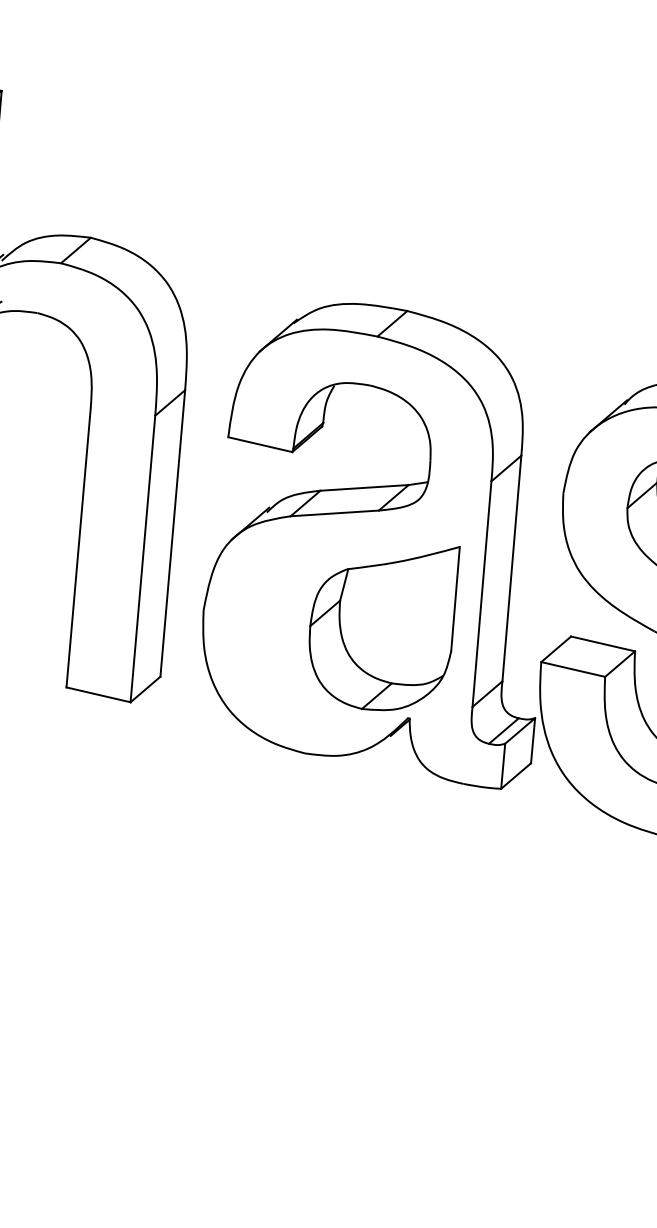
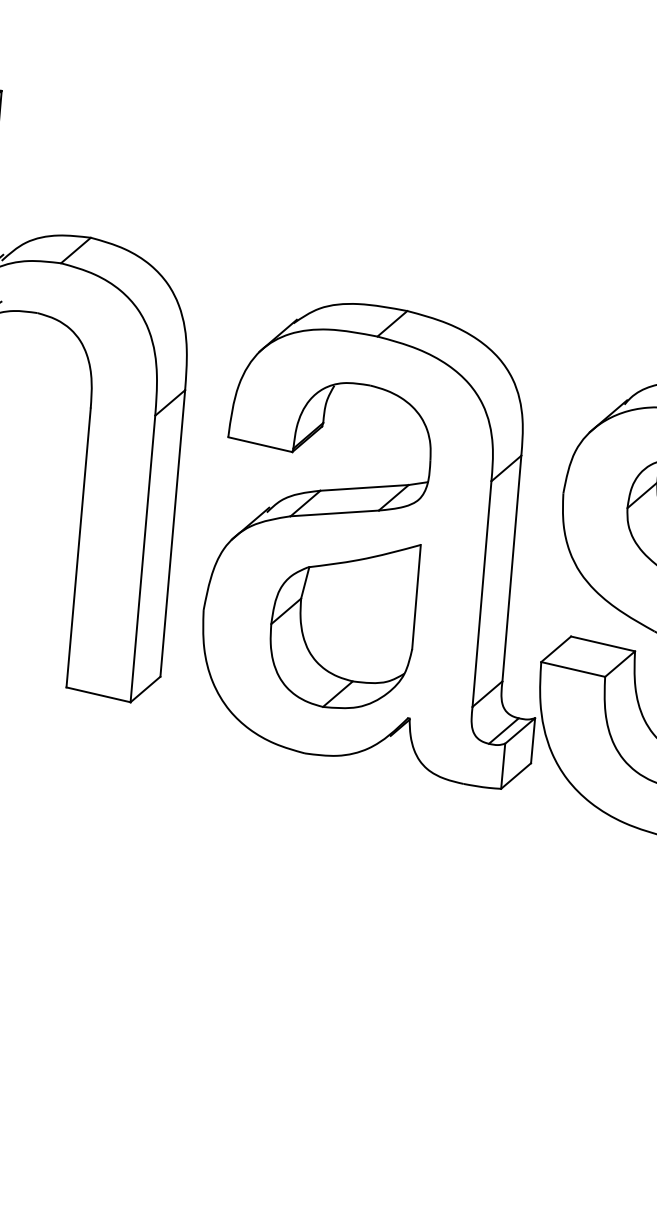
part position: (384, 628) -> (345, 626) (345, 626)
